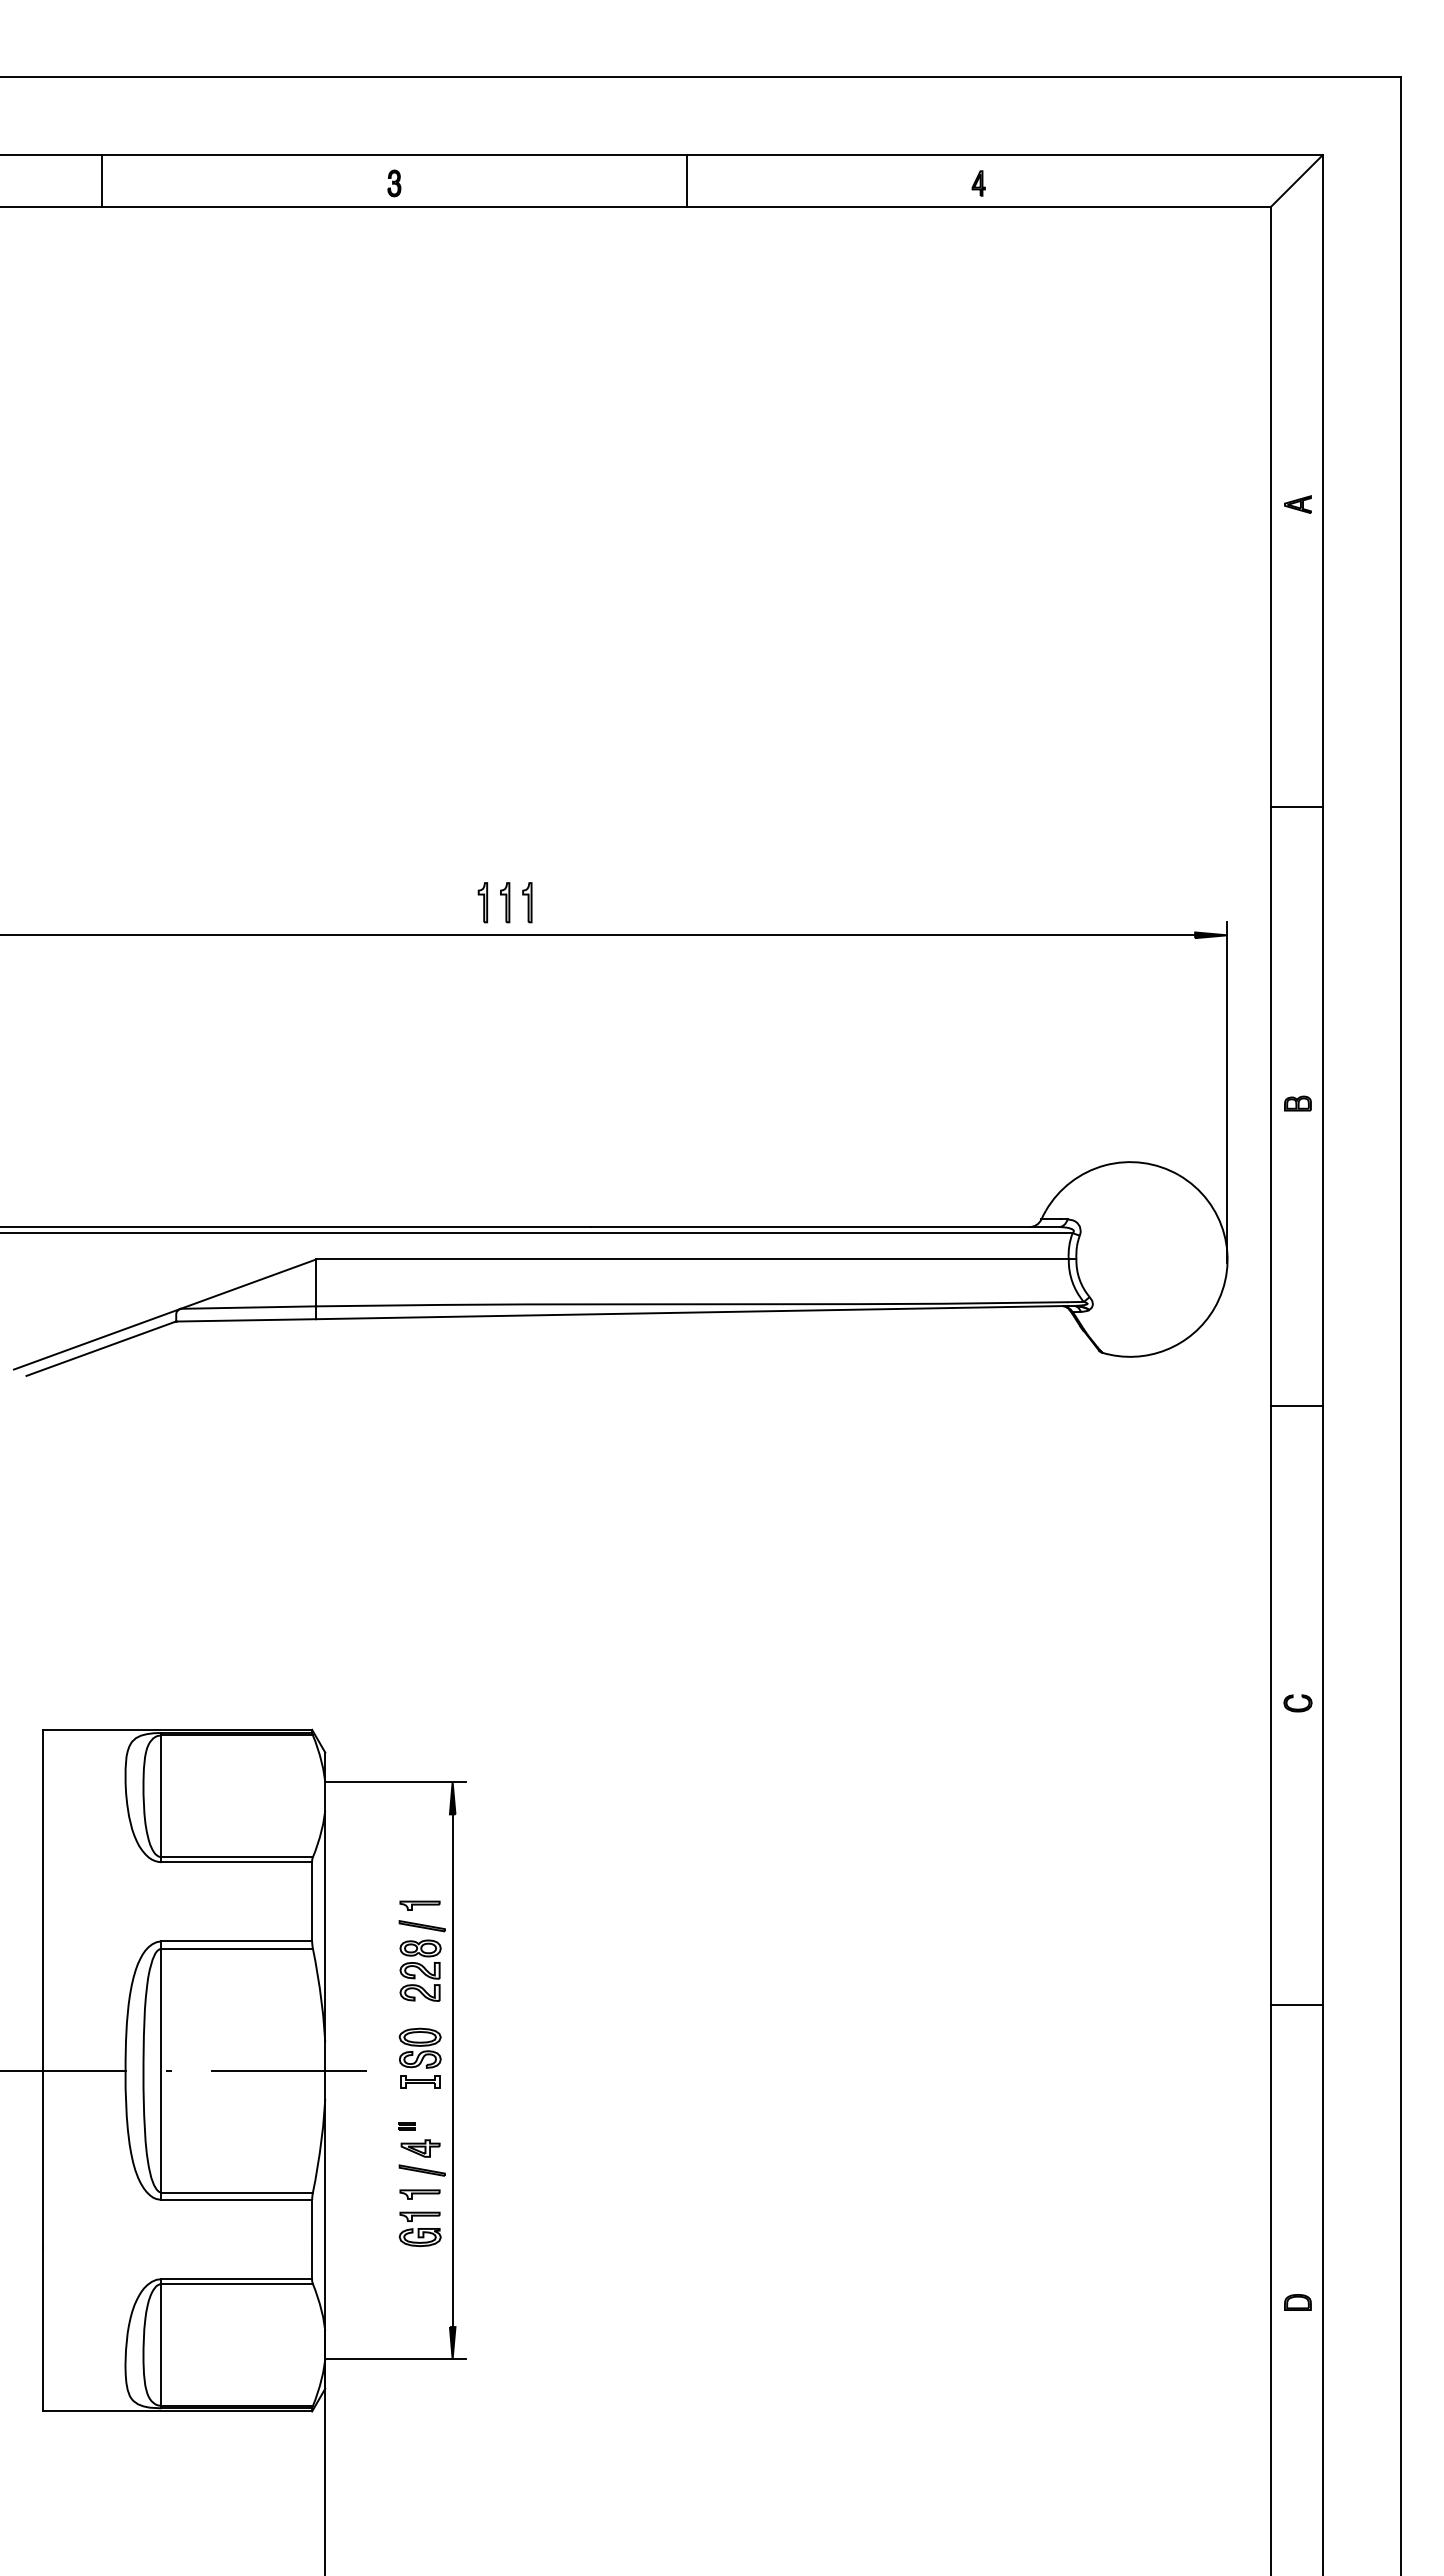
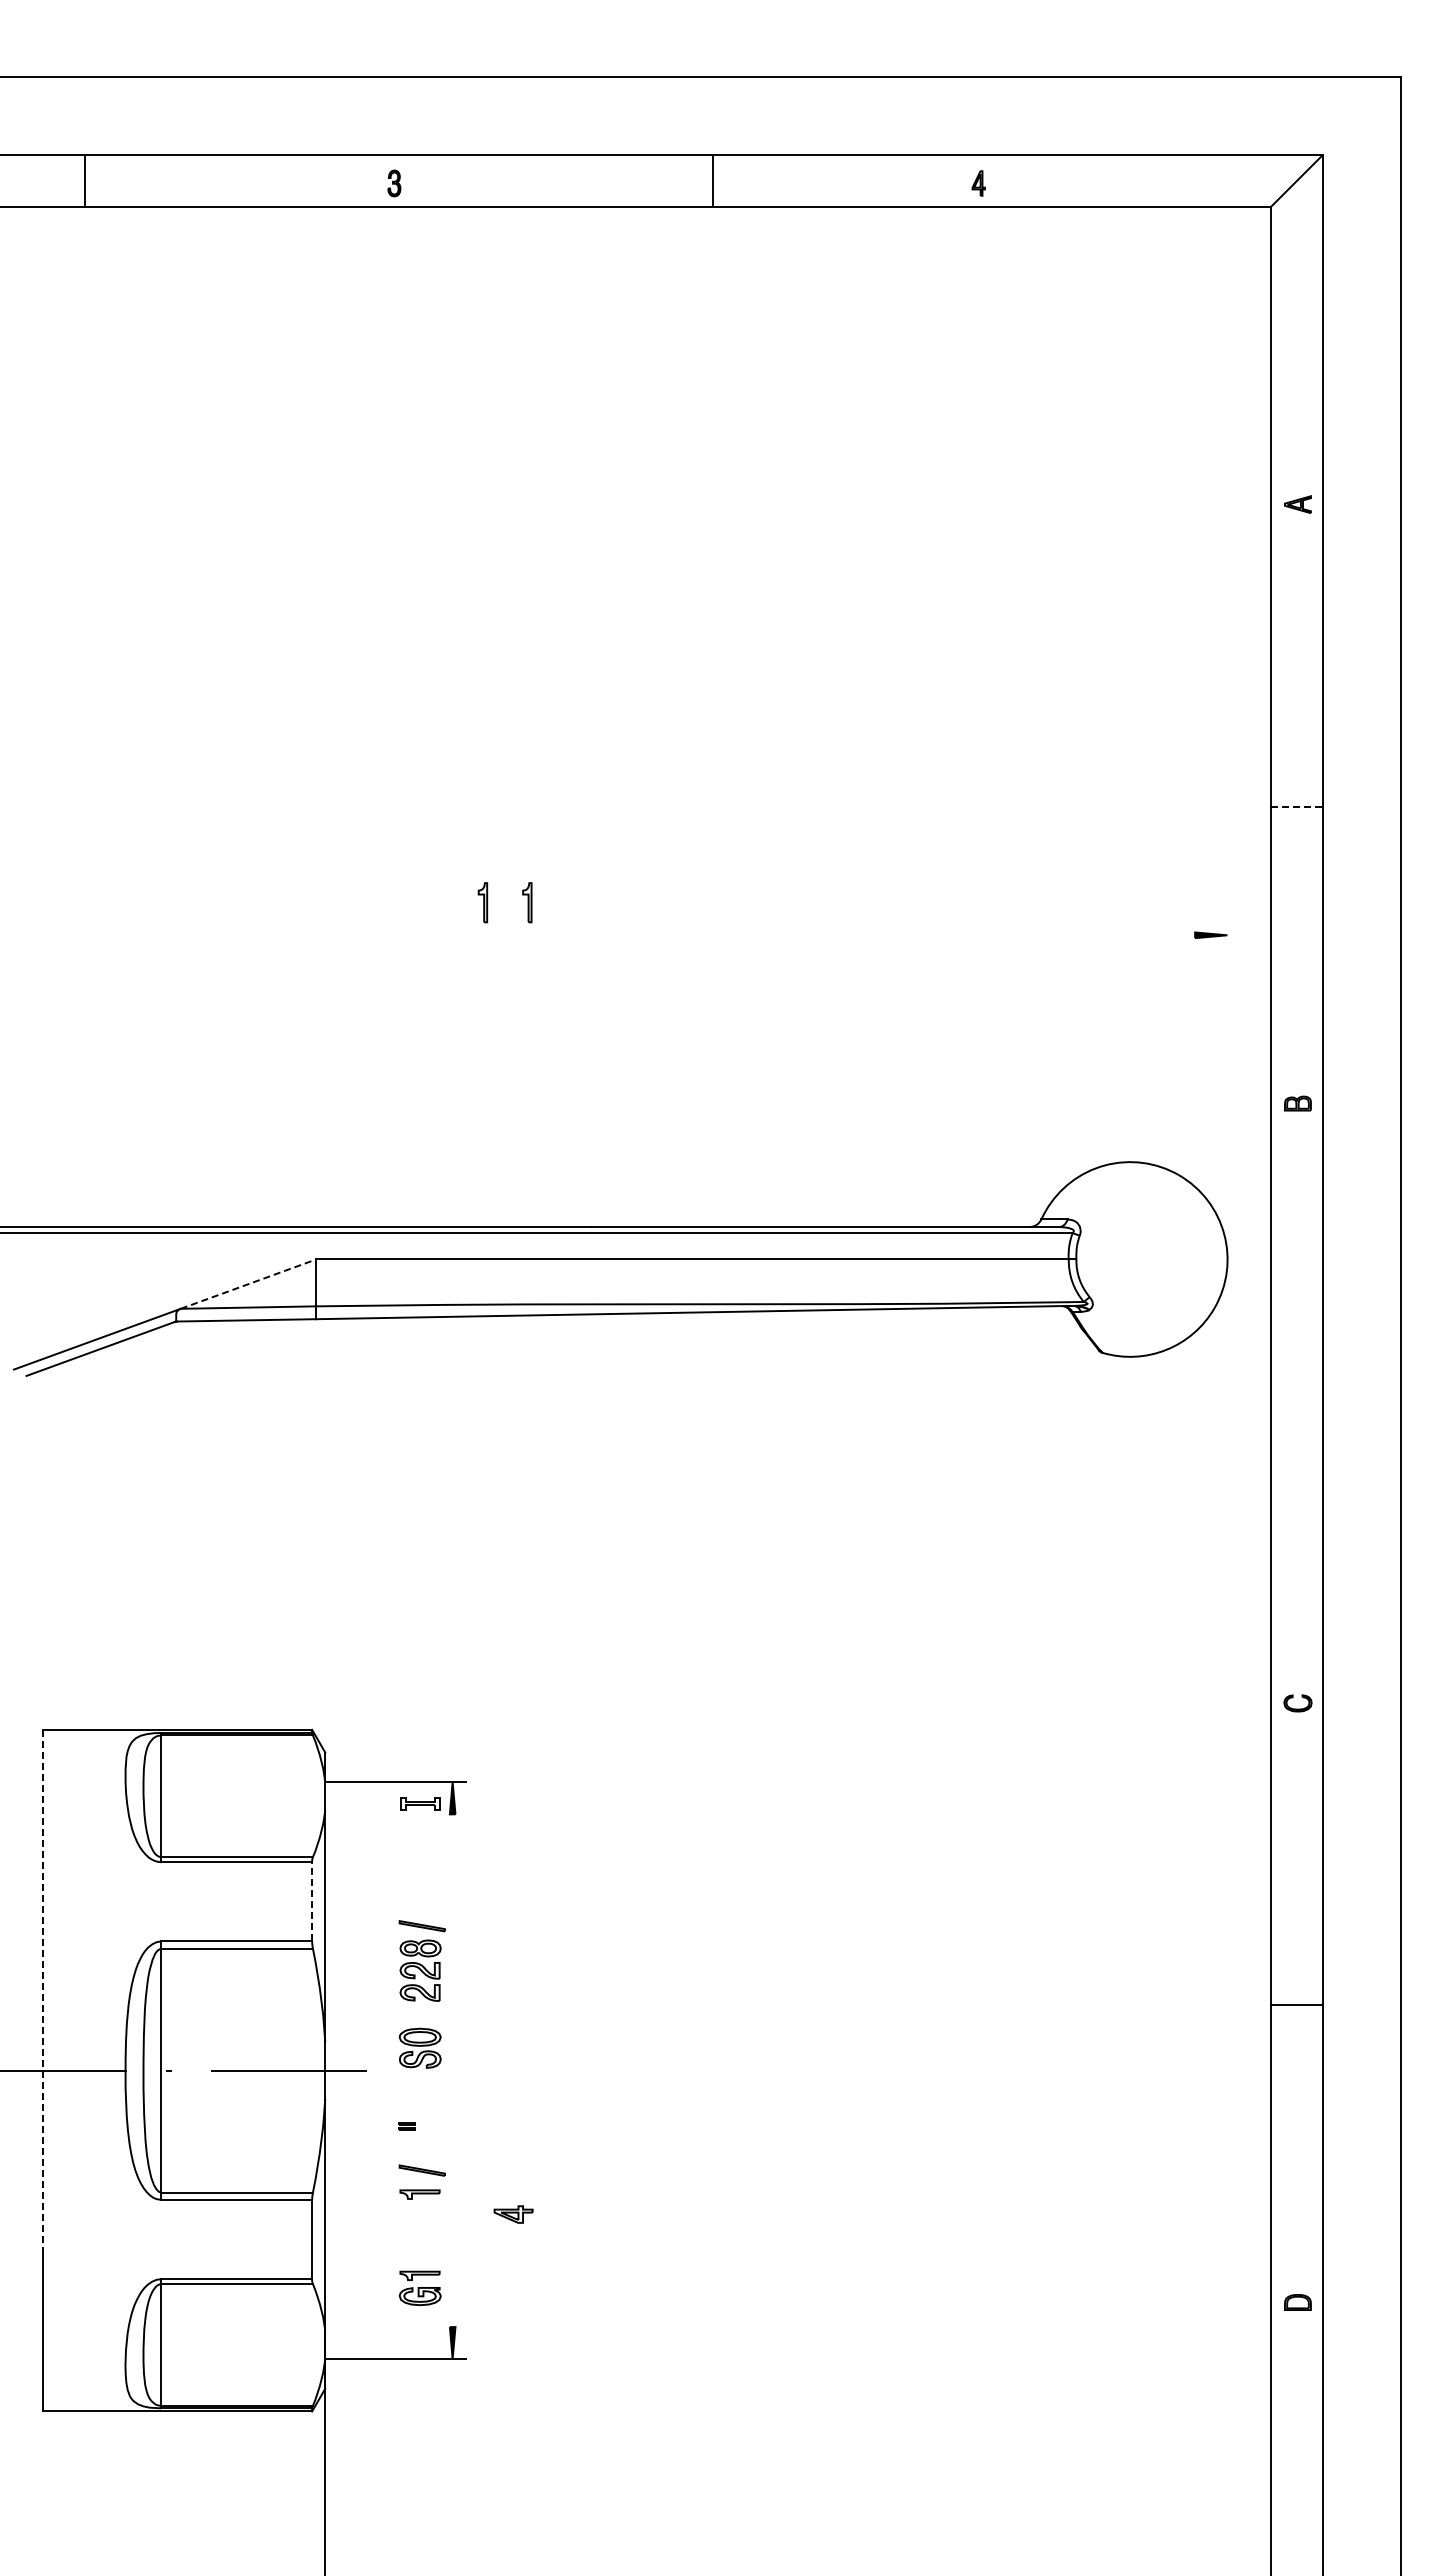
line position: (102, 181) -> (85, 181) (85, 181)
line position: (686, 181) -> (712, 181) (712, 181)
line: solid -> dashed (1296, 806)
part: present -> none (505, 902)
line: present -> none (598, 935)
line: present -> none (1227, 1092)
line: solid -> dashed (248, 1283)
line: present -> none (1296, 1405)
line: solid -> dashed (312, 1901)
part: present -> none (419, 1905)
line: solid -> dashed (43, 1989)
line: present -> none (452, 2070)
part position: (420, 2081) -> (420, 1803) (420, 1803)
part position: (420, 2148) -> (513, 2214) (513, 2214)
part position: (419, 2229) -> (419, 2288) (419, 2288)
